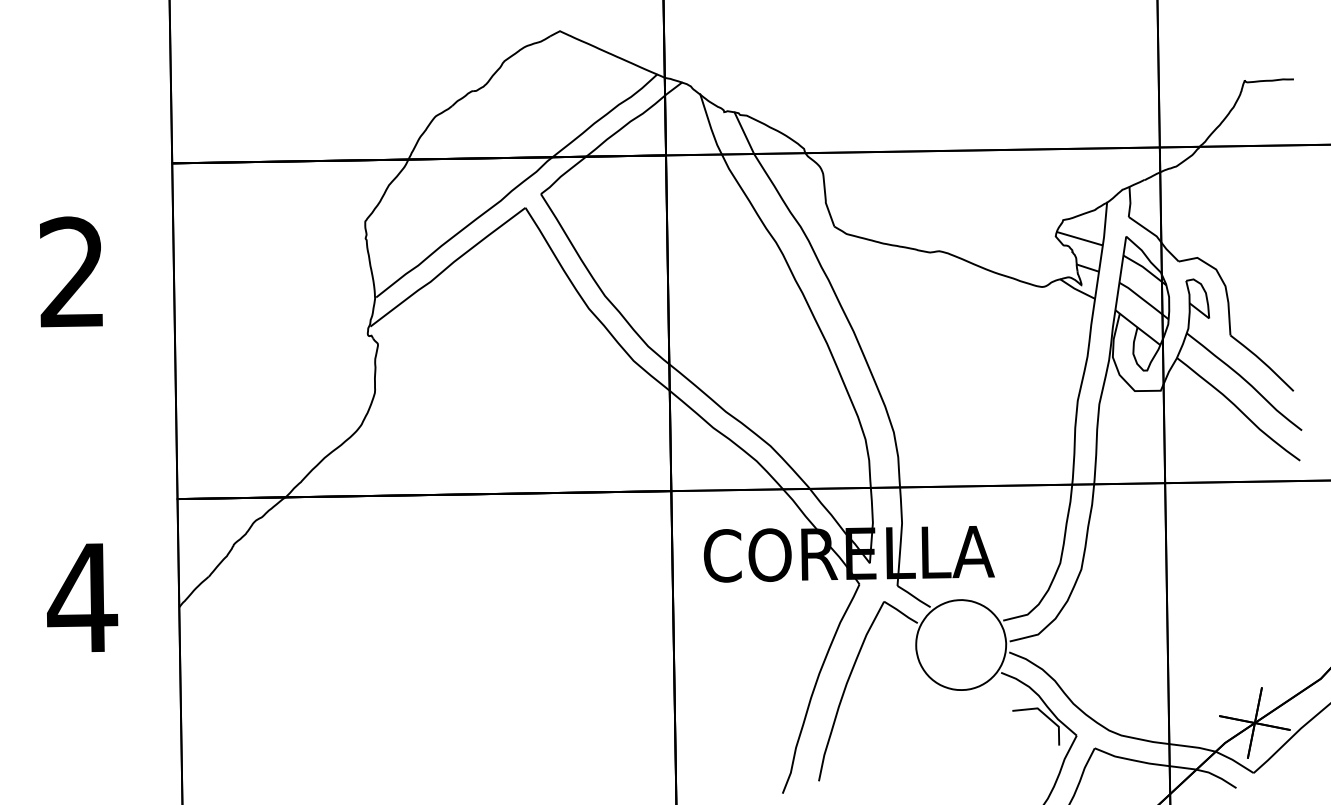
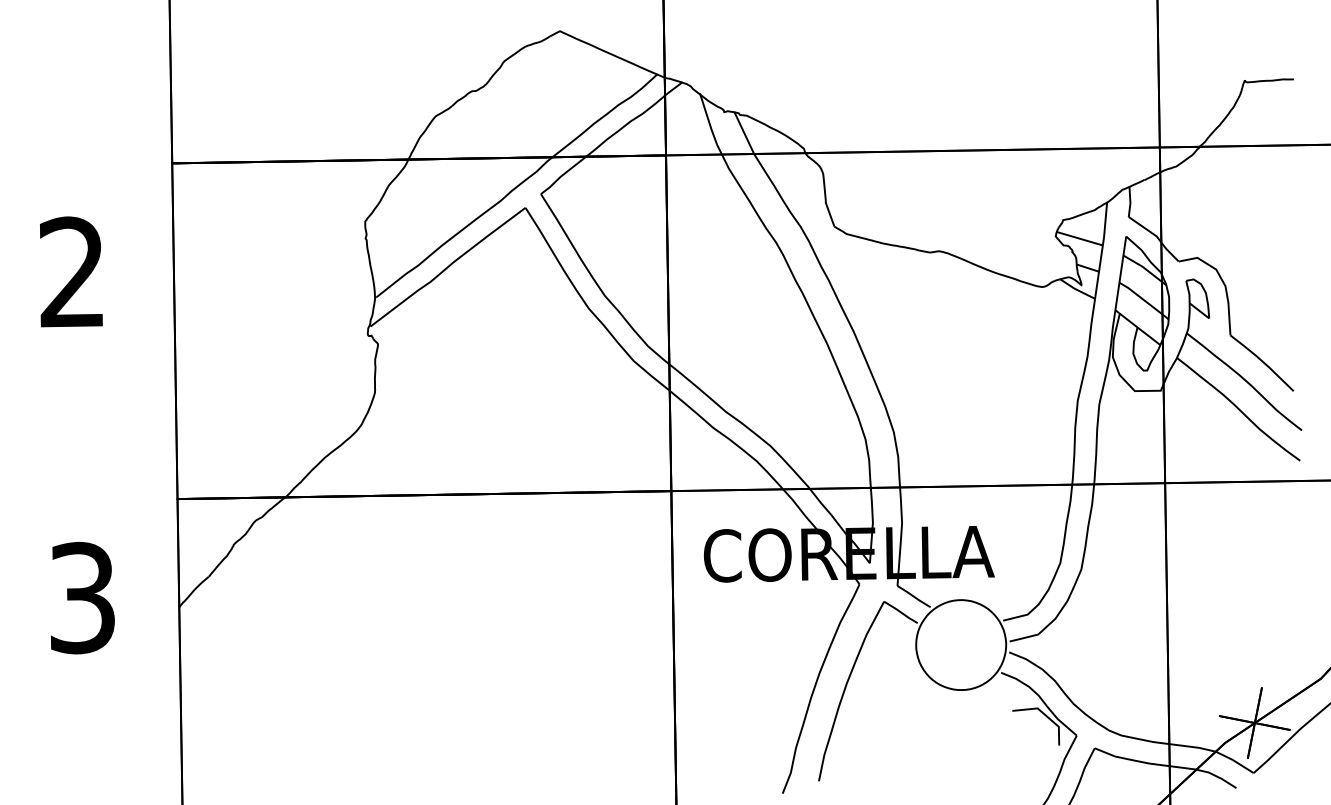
text: 4 -> 3 (82, 597)
